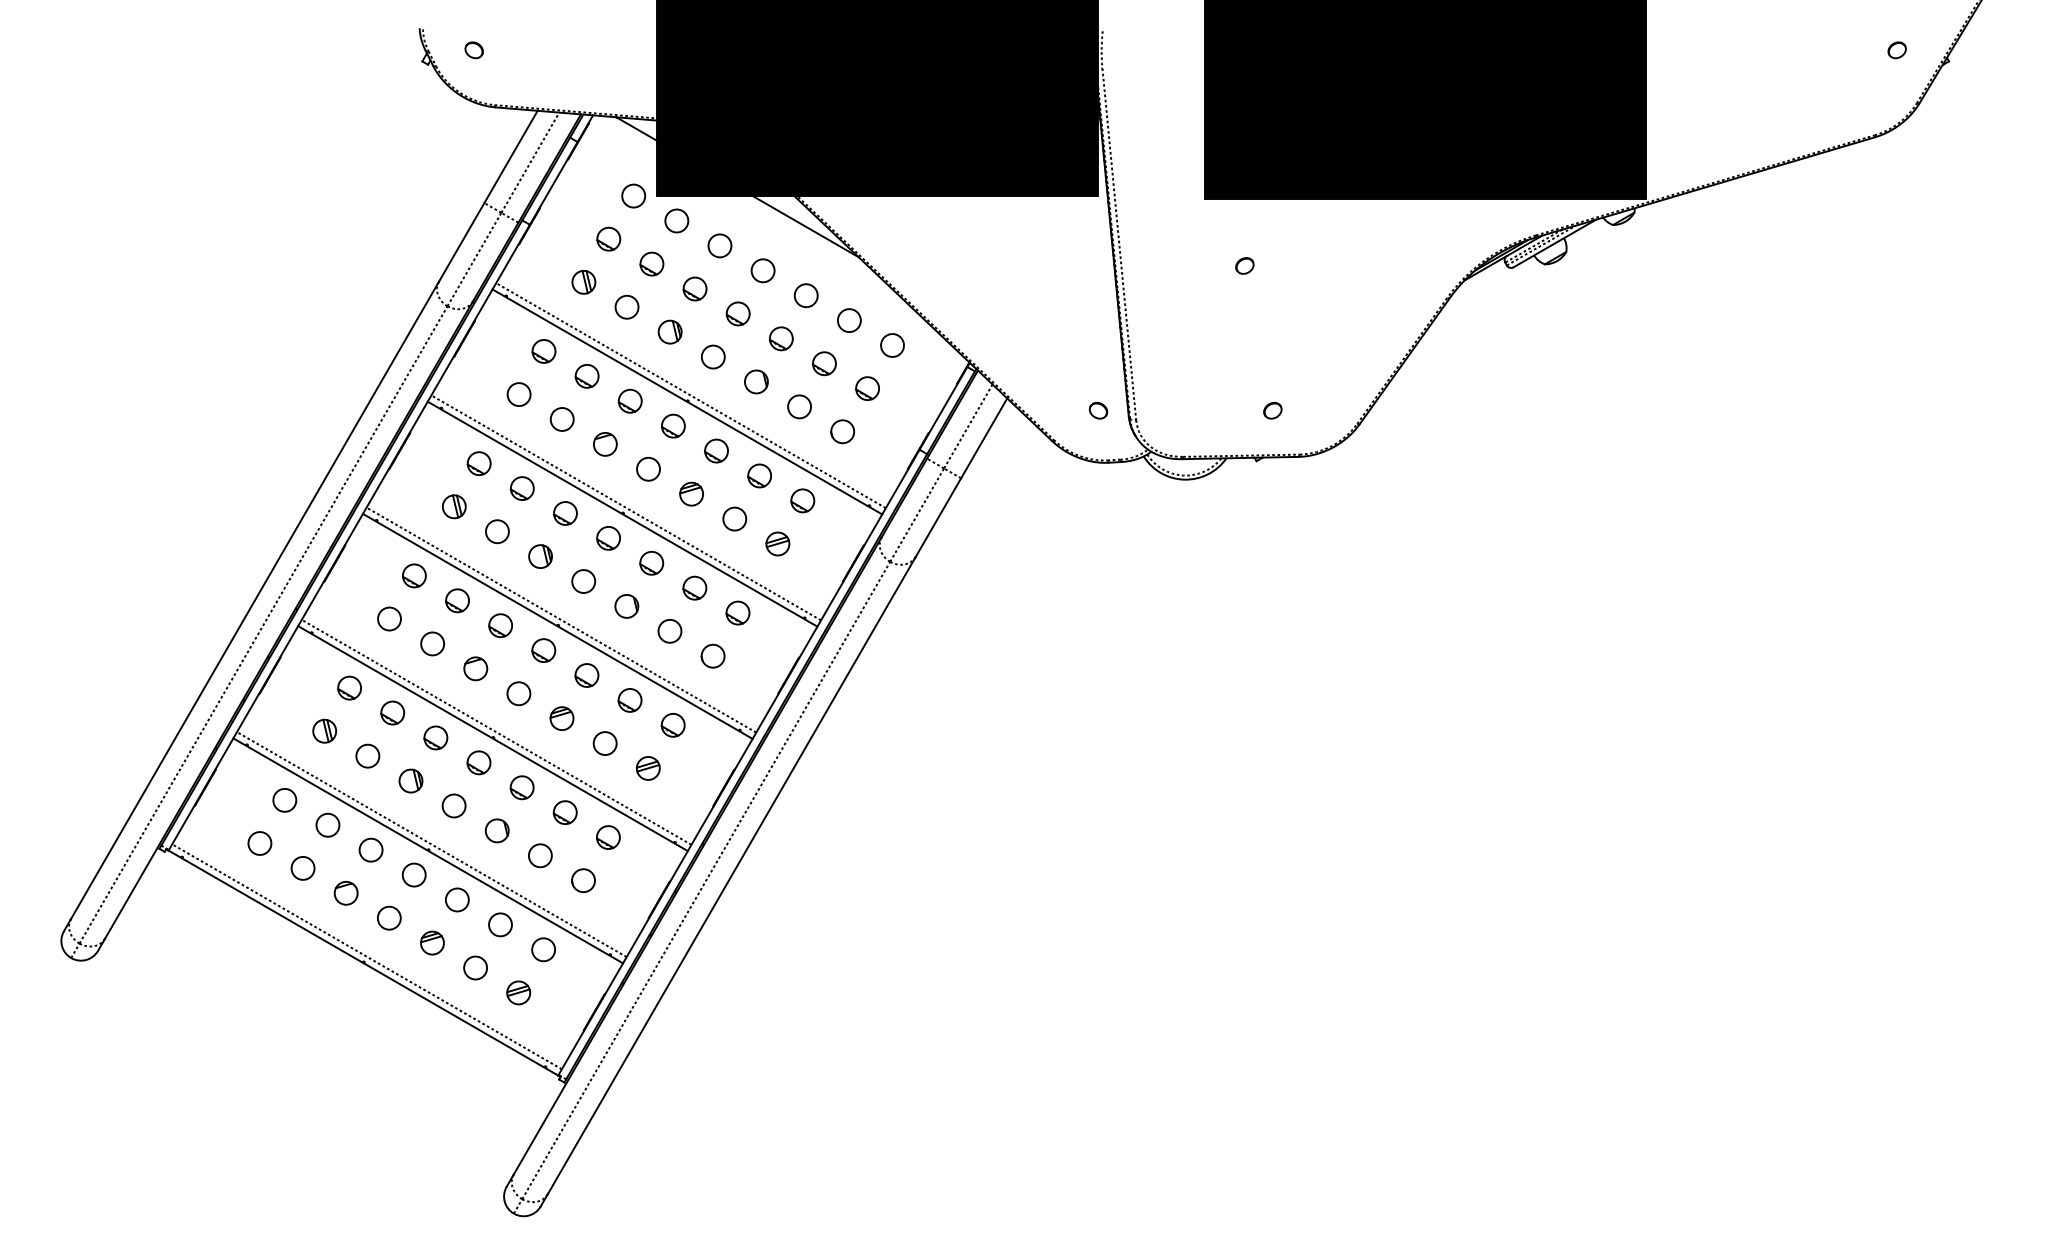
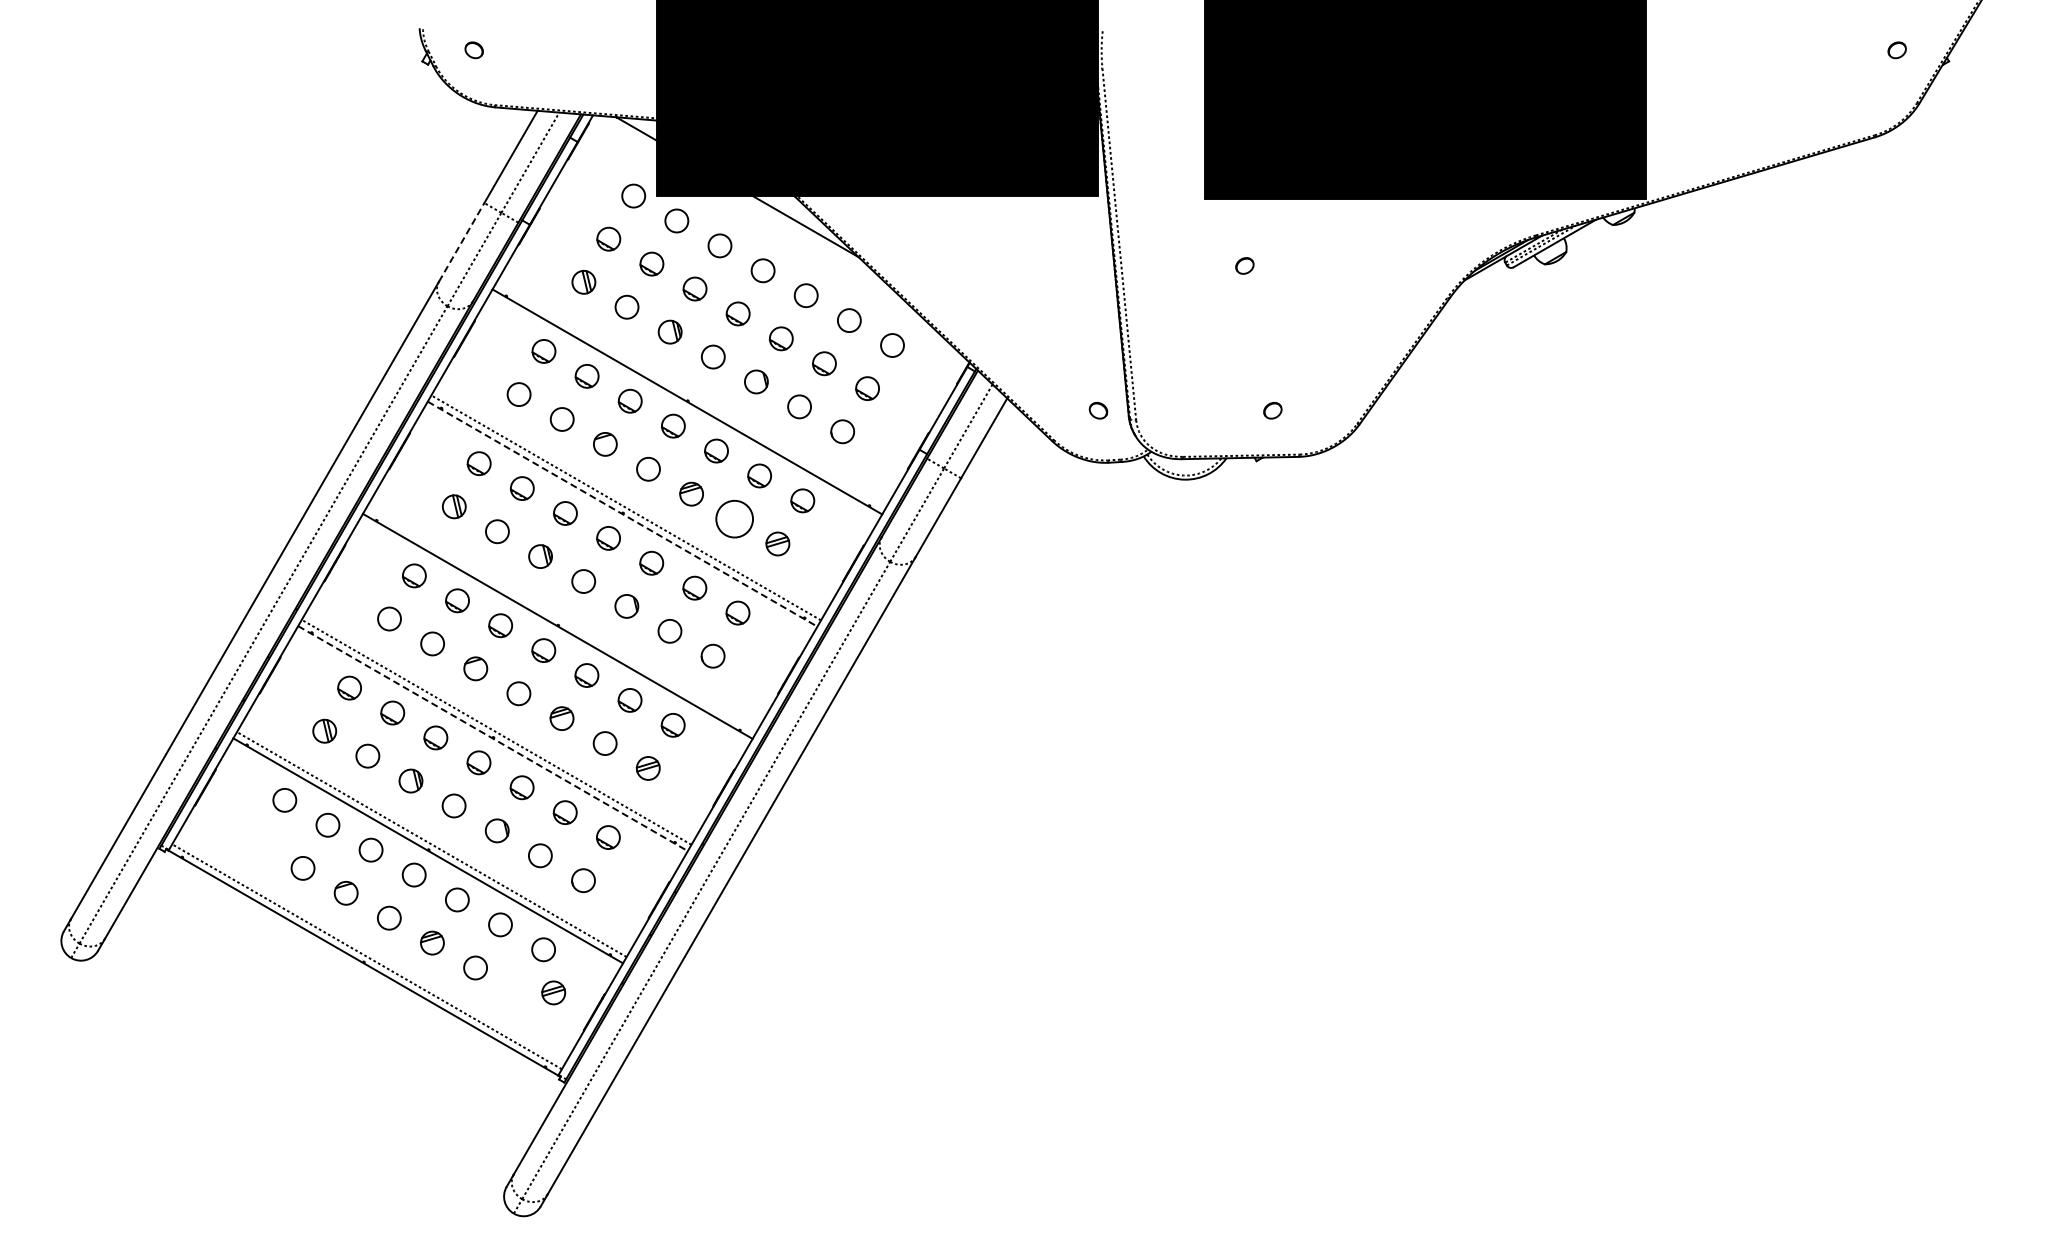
line: solid -> dashed (461, 241)
line: present -> none (690, 395)
line: solid -> dashed (622, 514)
circle size: 26x26 px -> 39x40 px (734, 518)
line: present -> none (561, 619)
line: solid -> dashed (493, 738)
circle: present -> none (259, 843)
part position: (518, 992) -> (553, 992) (553, 992)
